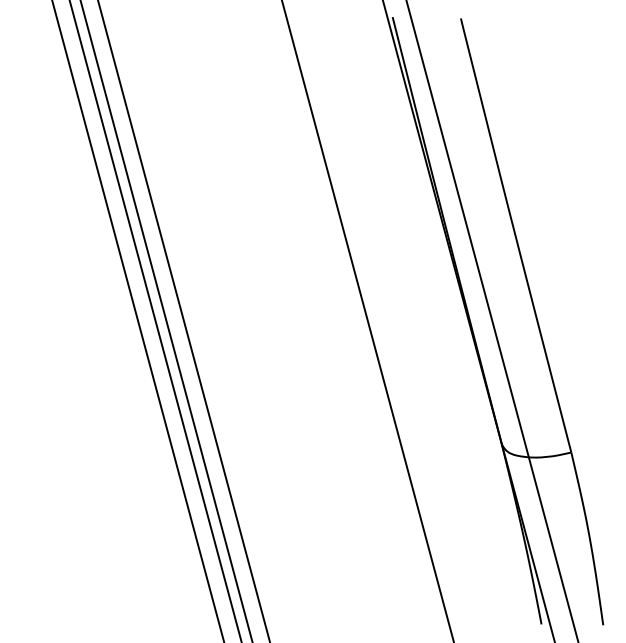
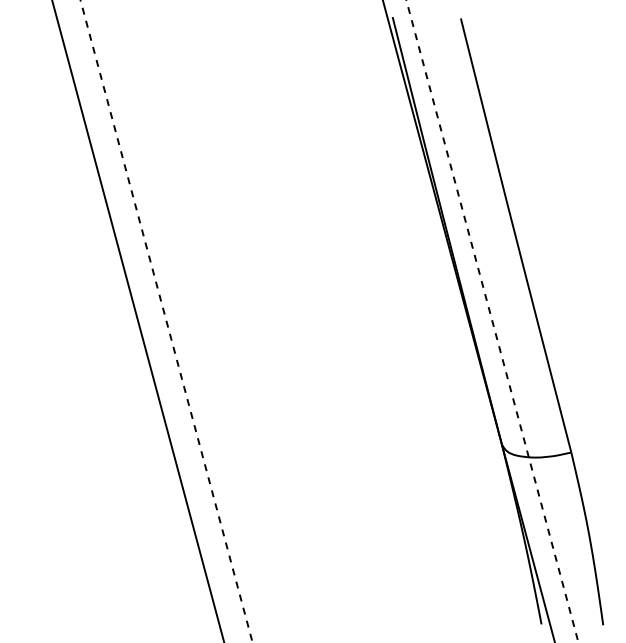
line: present -> none (155, 320)
line: solid -> dashed (166, 320)
line: present -> none (183, 320)
line: present -> none (367, 320)
line: solid -> dashed (492, 321)
